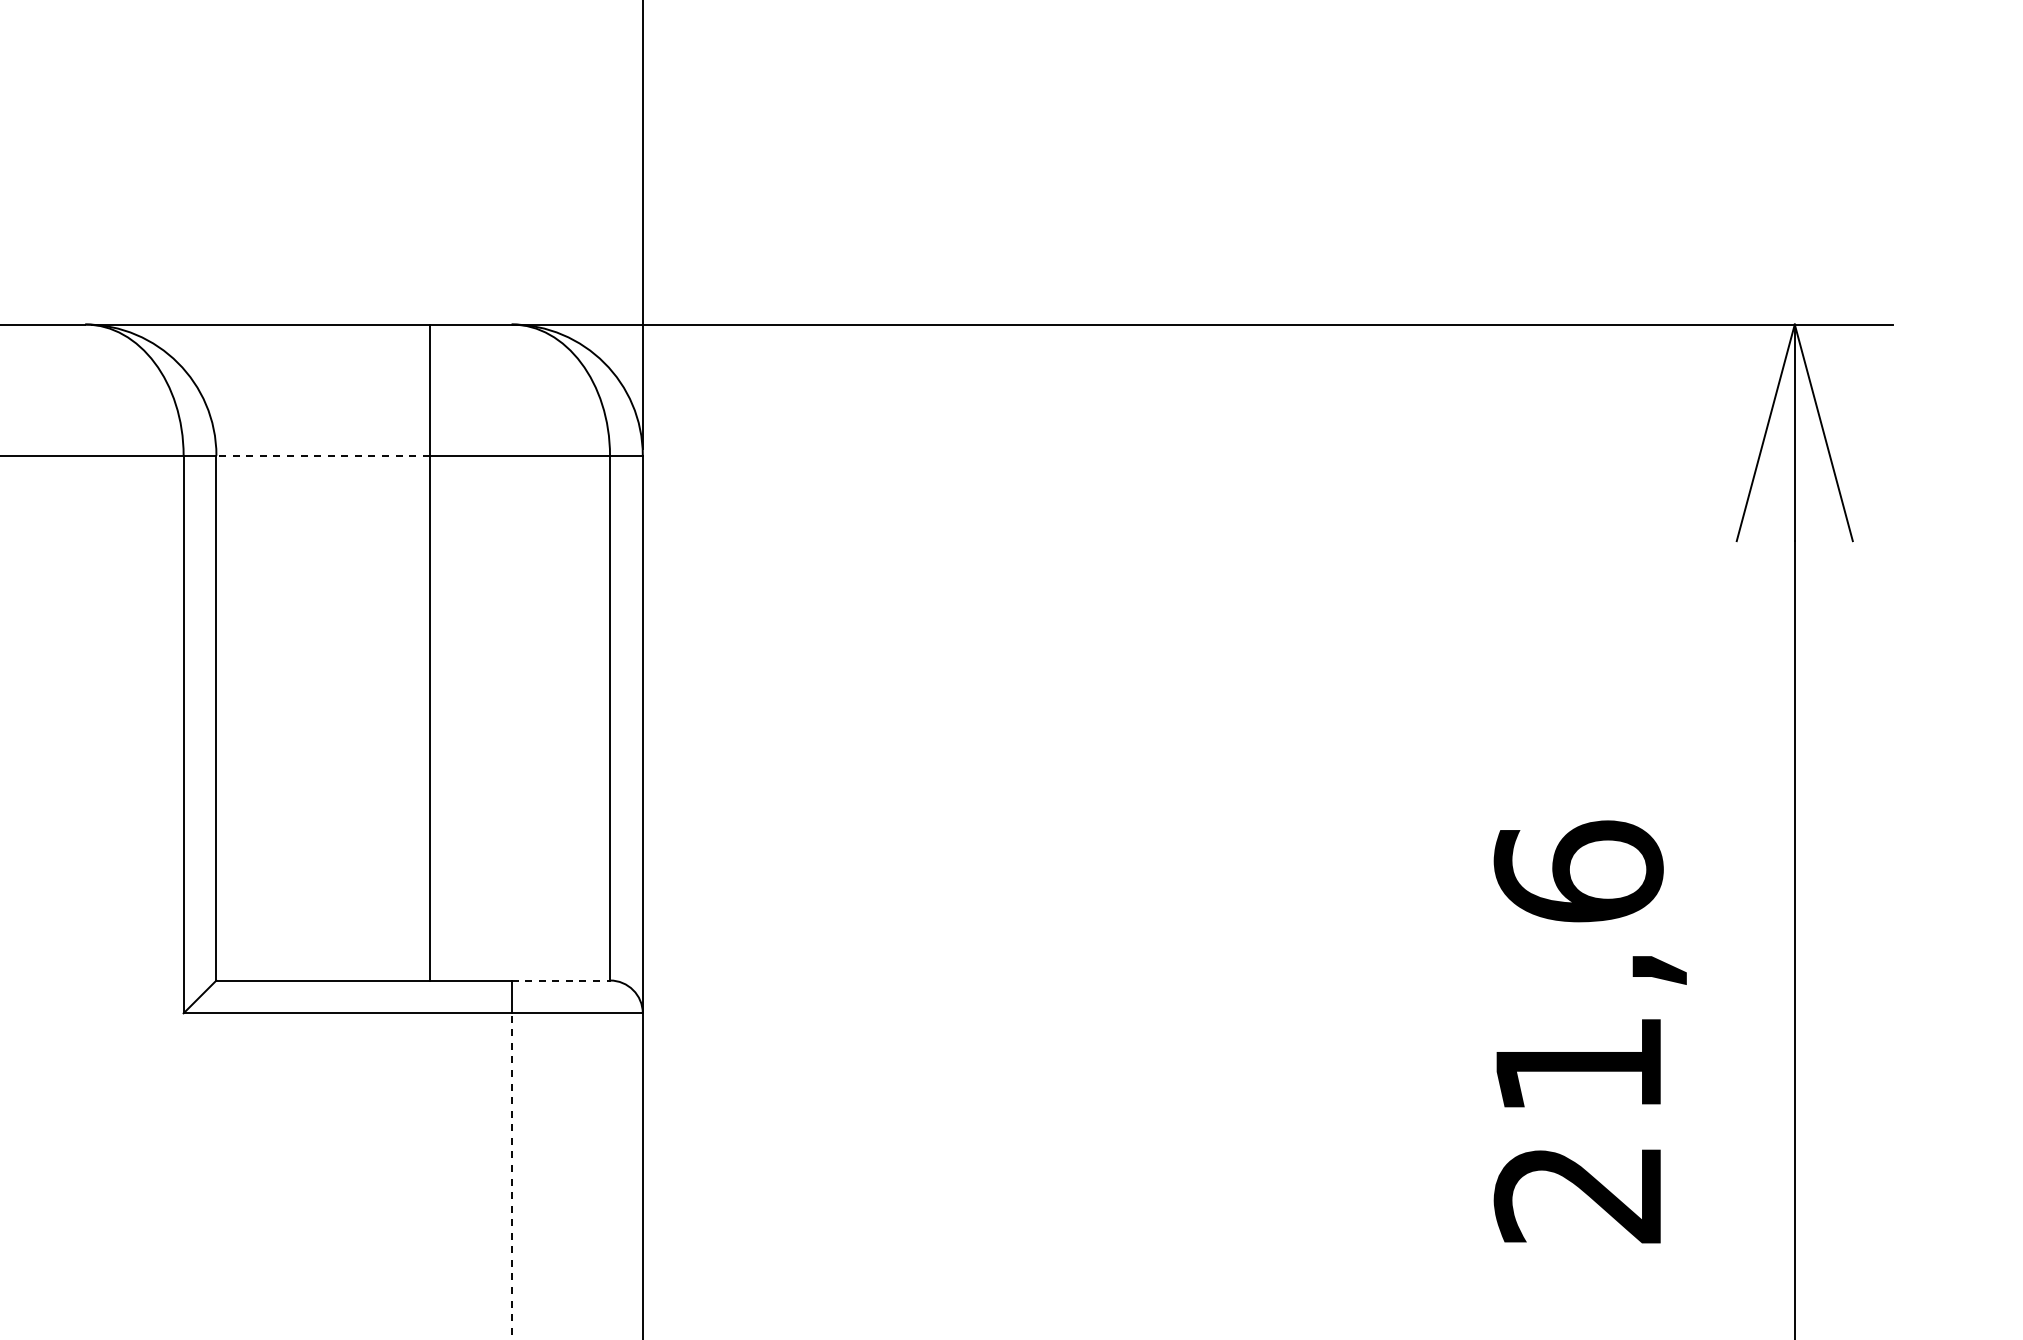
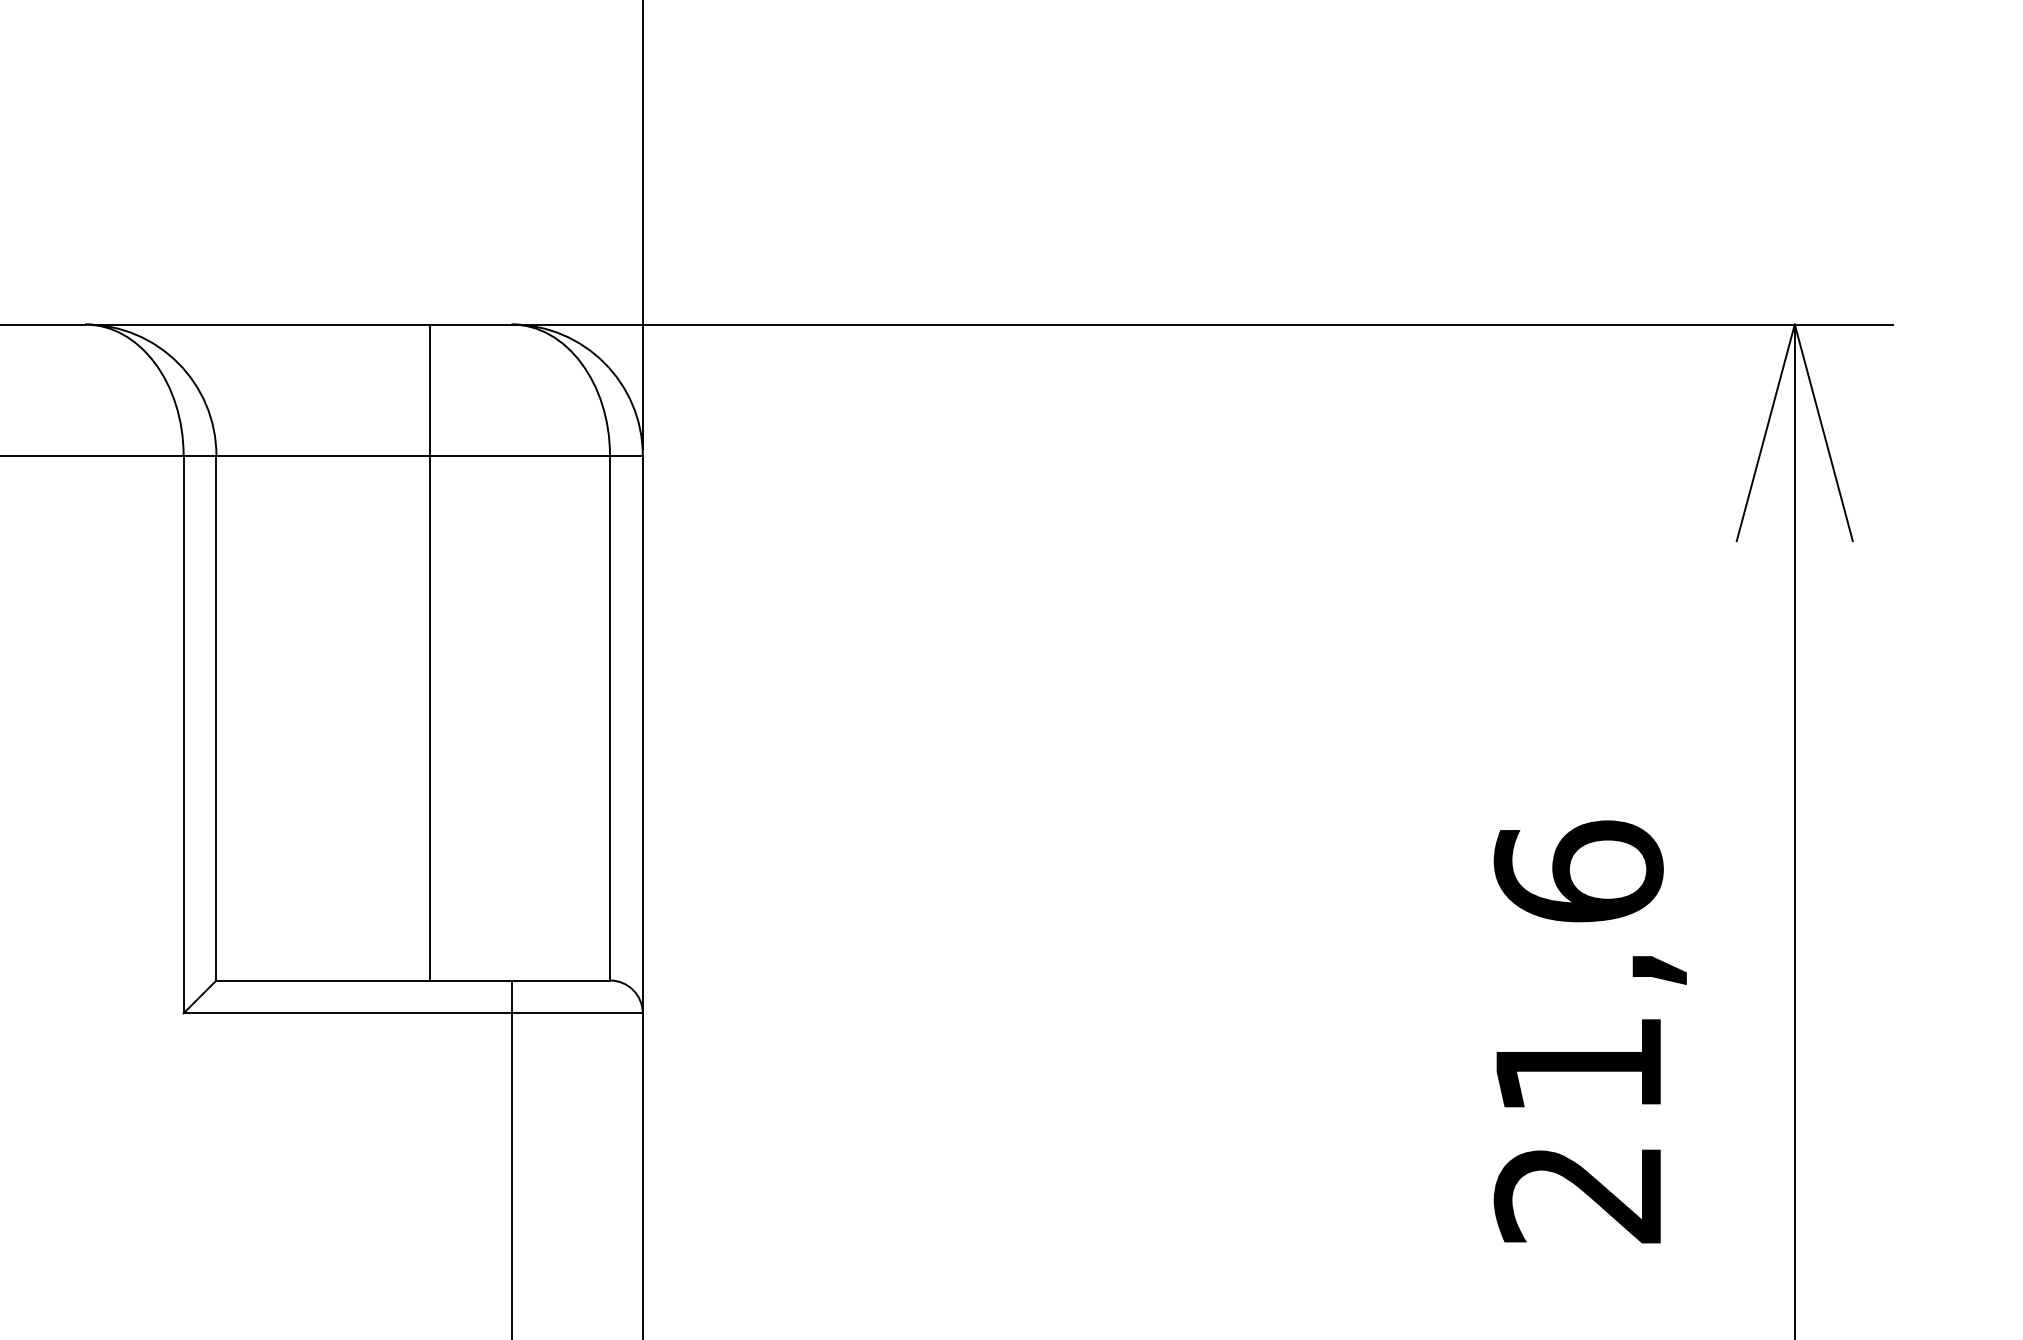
line: dashed -> solid (323, 455)
line: dashed -> solid (561, 980)
line: dashed -> solid (511, 1176)
